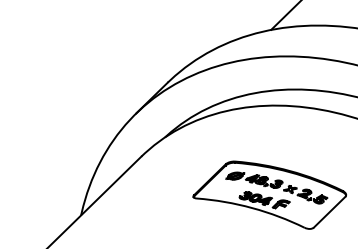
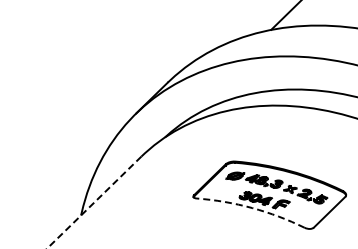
line: solid -> dashed (94, 202)
arc: solid -> dashed (252, 208)
